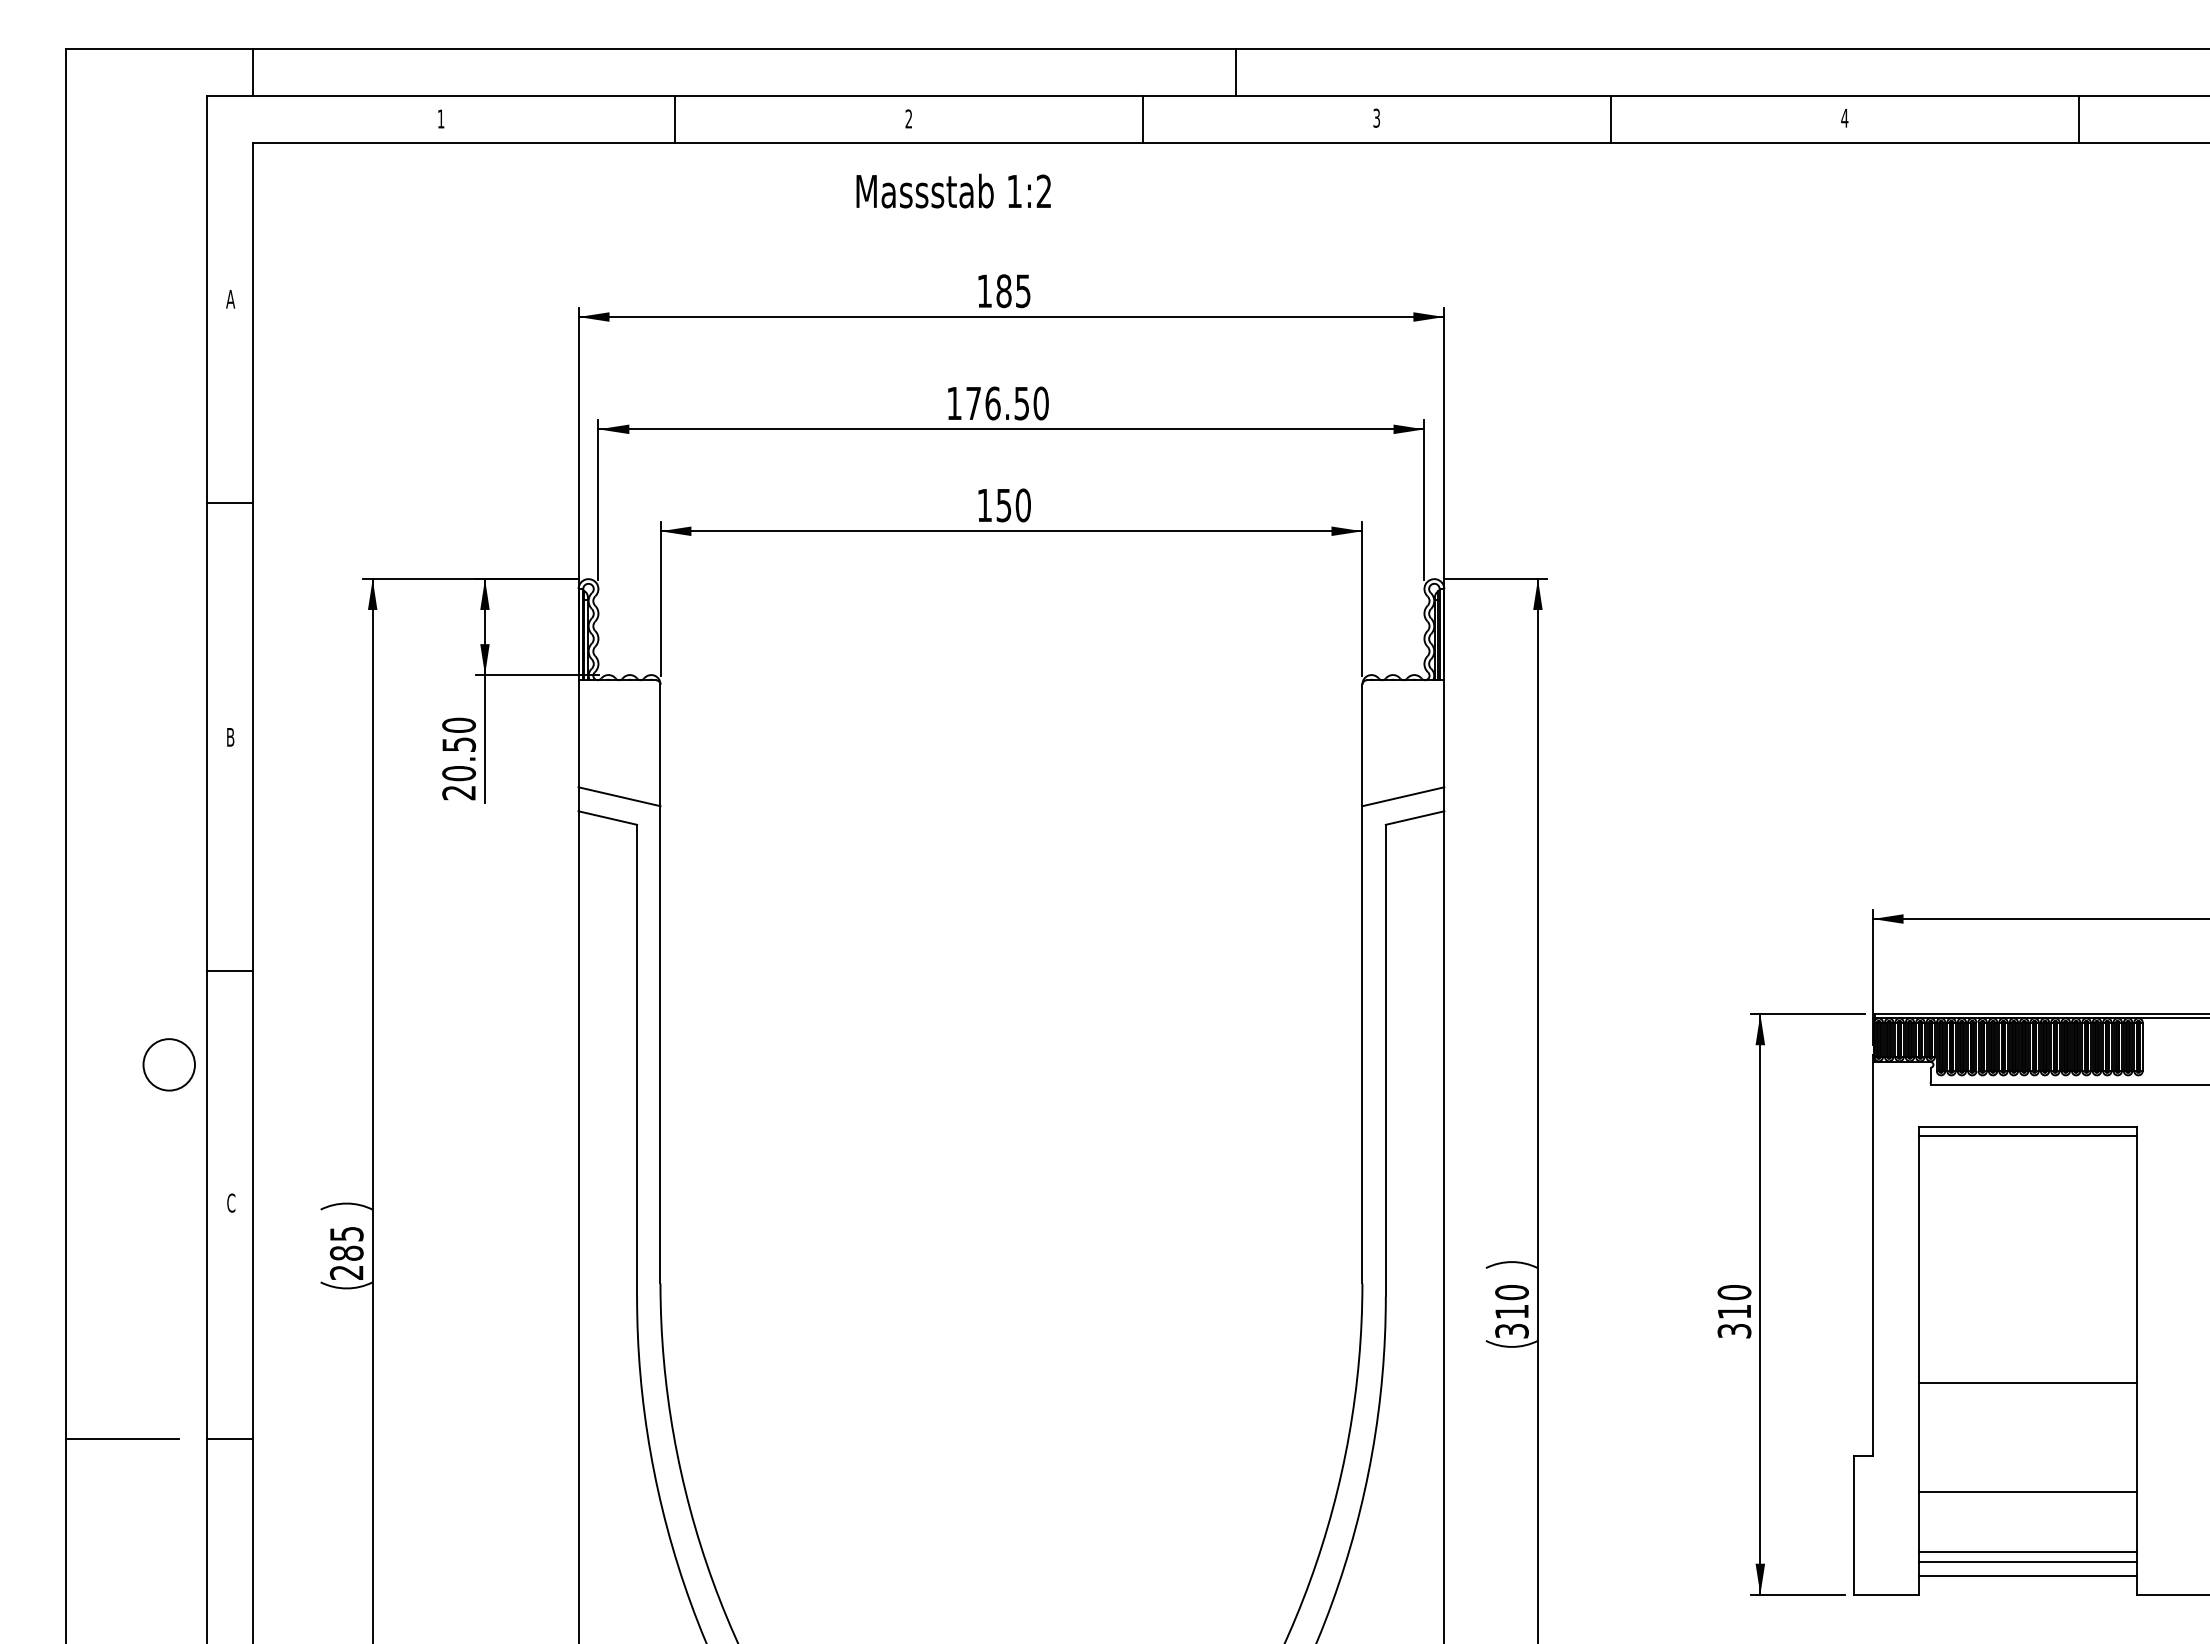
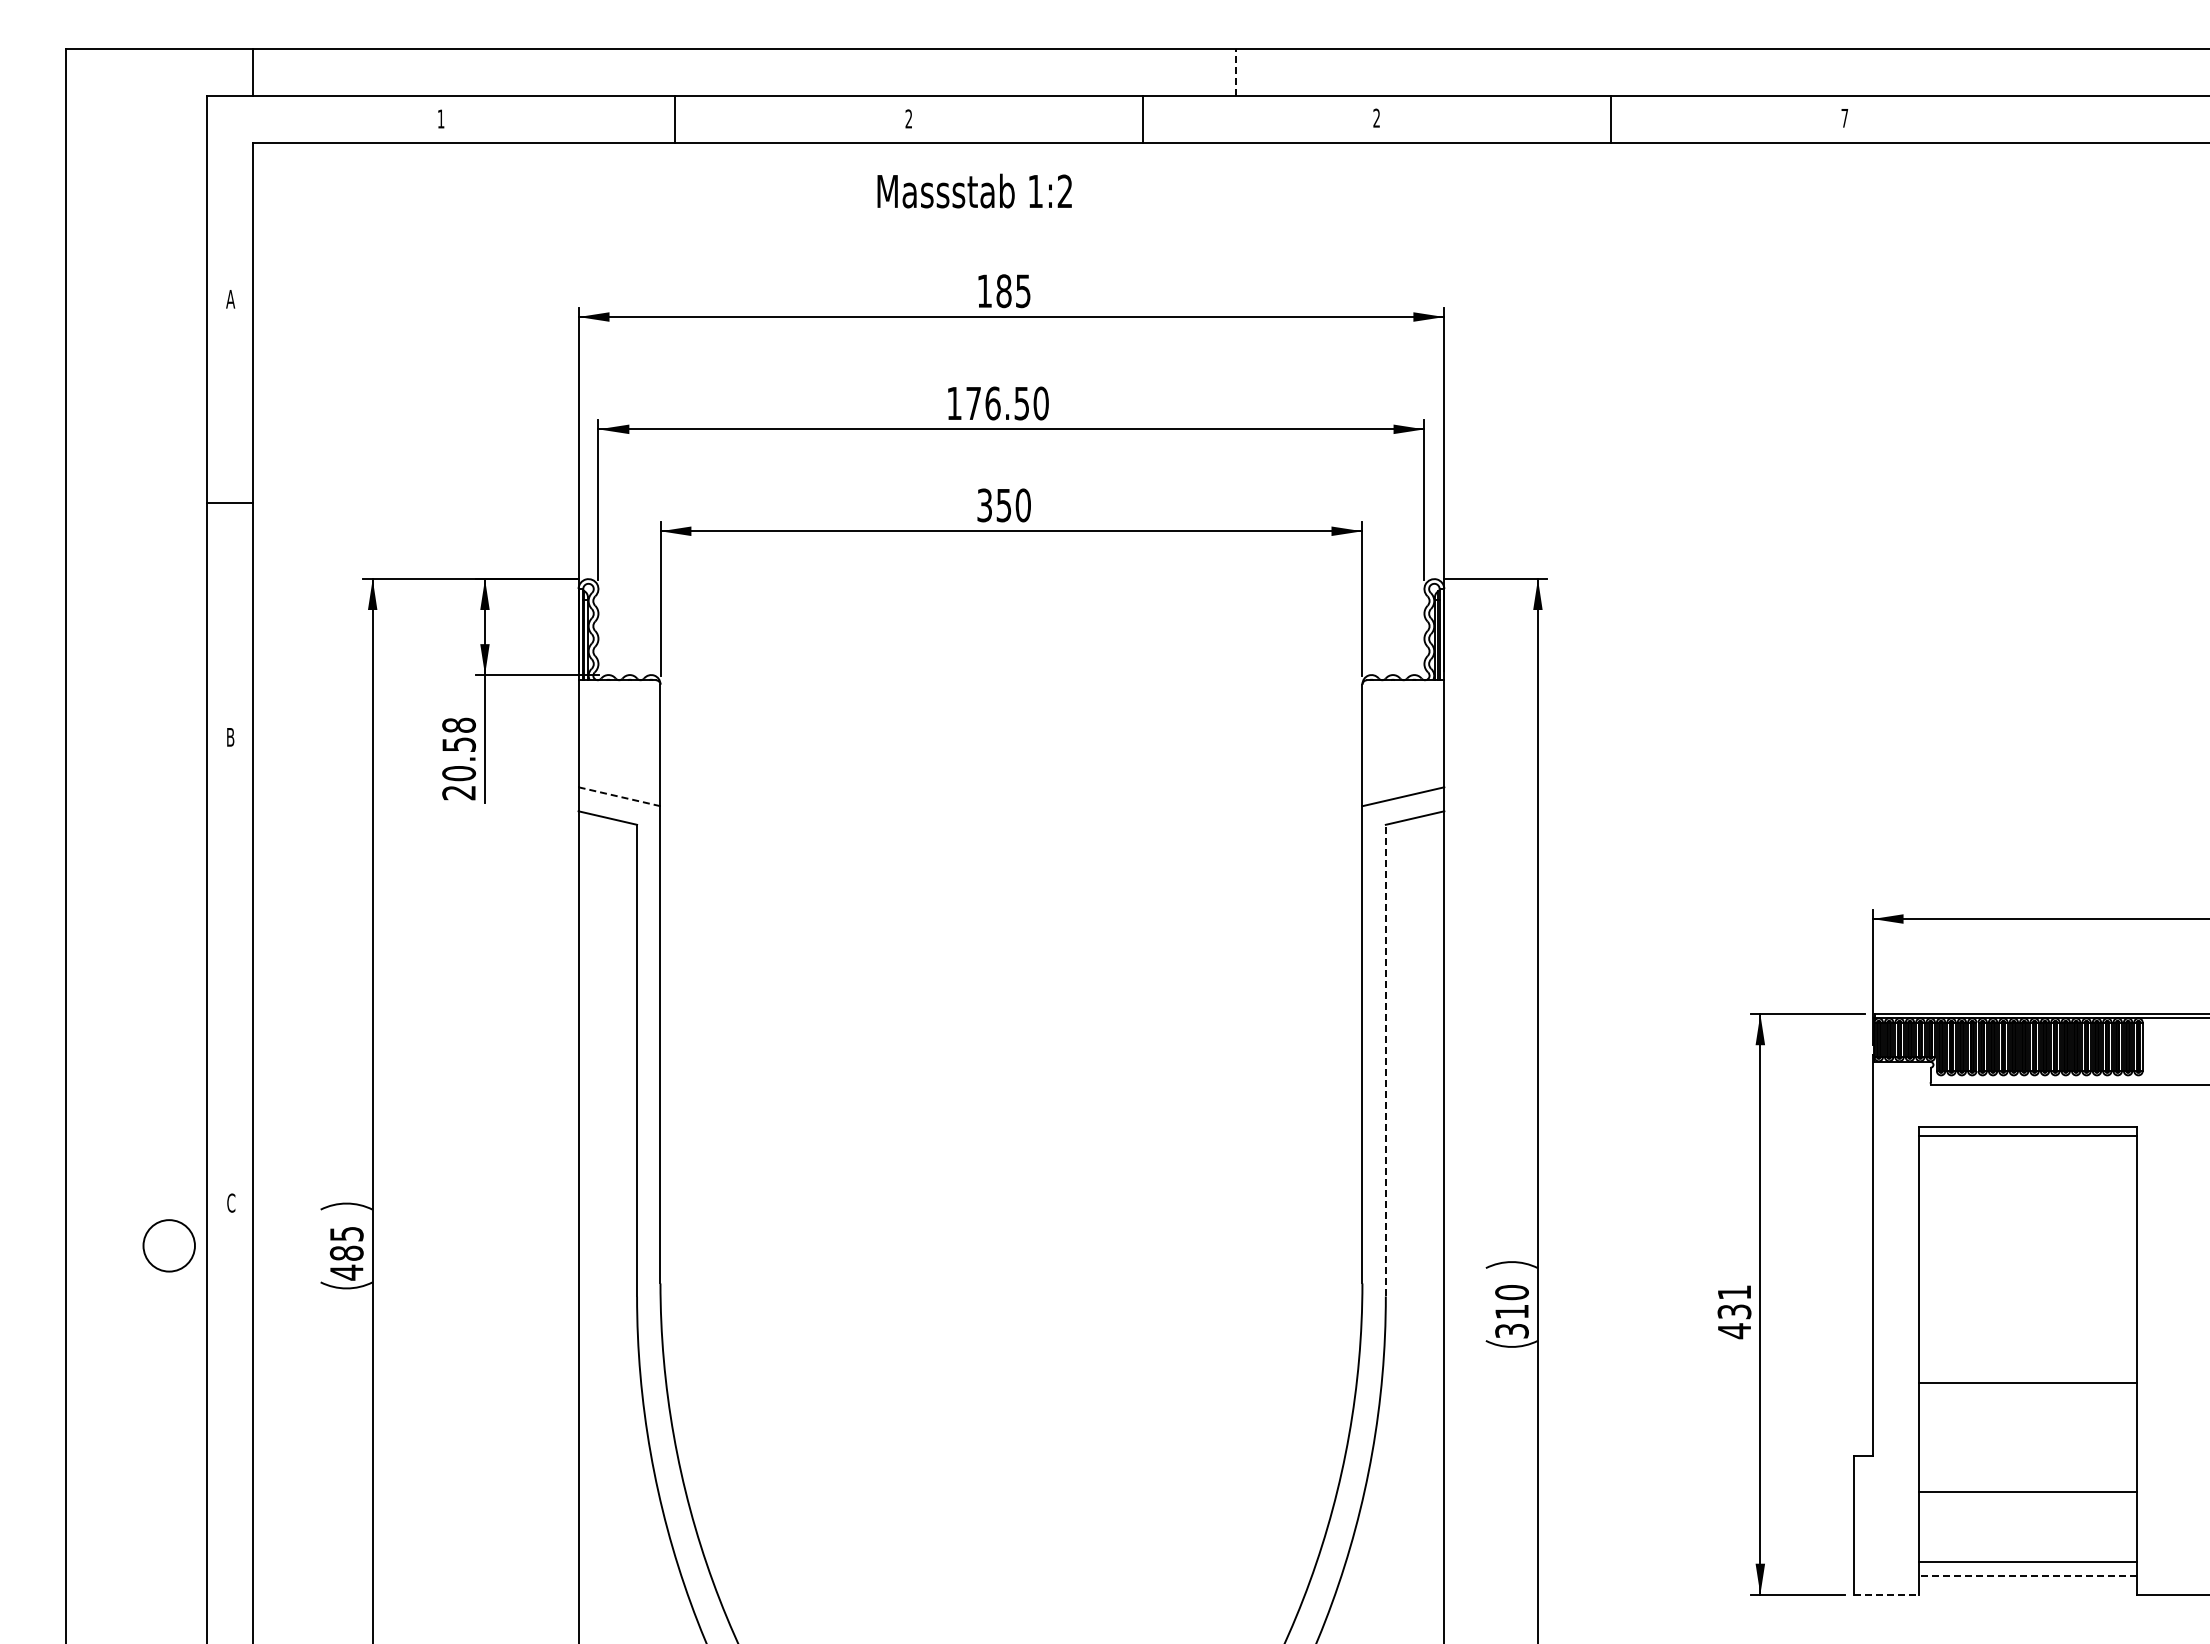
line: solid -> dashed (1236, 72)
text: 3 -> 2 (1376, 118)
text: 4 -> 7 (1844, 118)
line: present -> none (2078, 119)
text position: (953, 190) -> (974, 190) (974, 190)
text: 150 -> 350 (984, 505)
text: 20.50 -> 20.58 (458, 724)
line: solid -> dashed (619, 796)
line: present -> none (229, 971)
line: solid -> dashed (1385, 1060)
circle position: (168, 1064) -> (168, 1245) (168, 1245)
text: 285 -> 485 (346, 1272)
text: 310 -> 431 (1734, 1312)
line: present -> none (122, 1439)
line: present -> none (229, 1439)
line: present -> none (2027, 1551)
line: solid -> dashed (2028, 1575)
line: solid -> dashed (1886, 1594)
